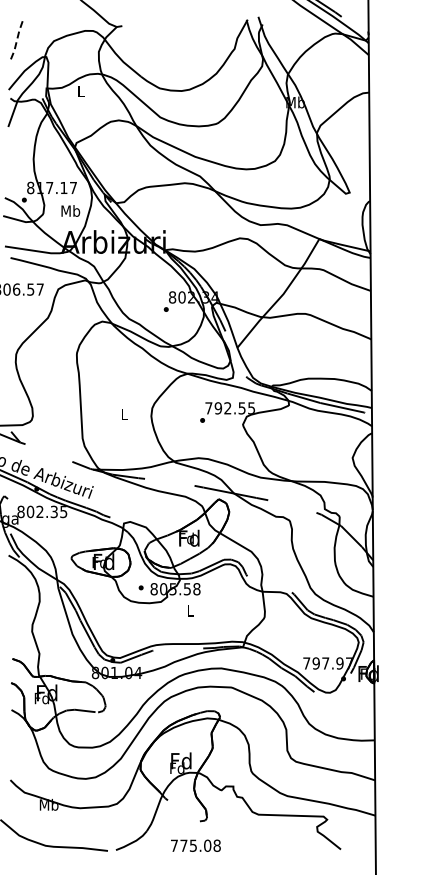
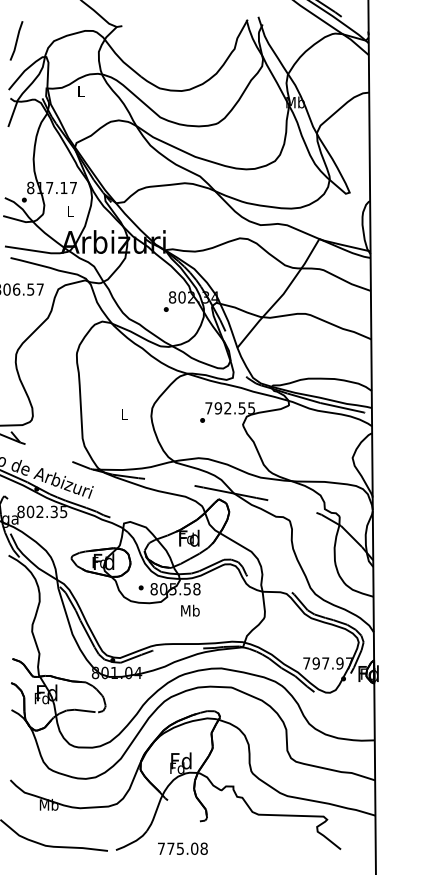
line: dashed -> solid (16, 41)
text: Mb -> L (70, 210)
text: L -> Mb (190, 610)
text position: (195, 845) -> (182, 848) (182, 848)
